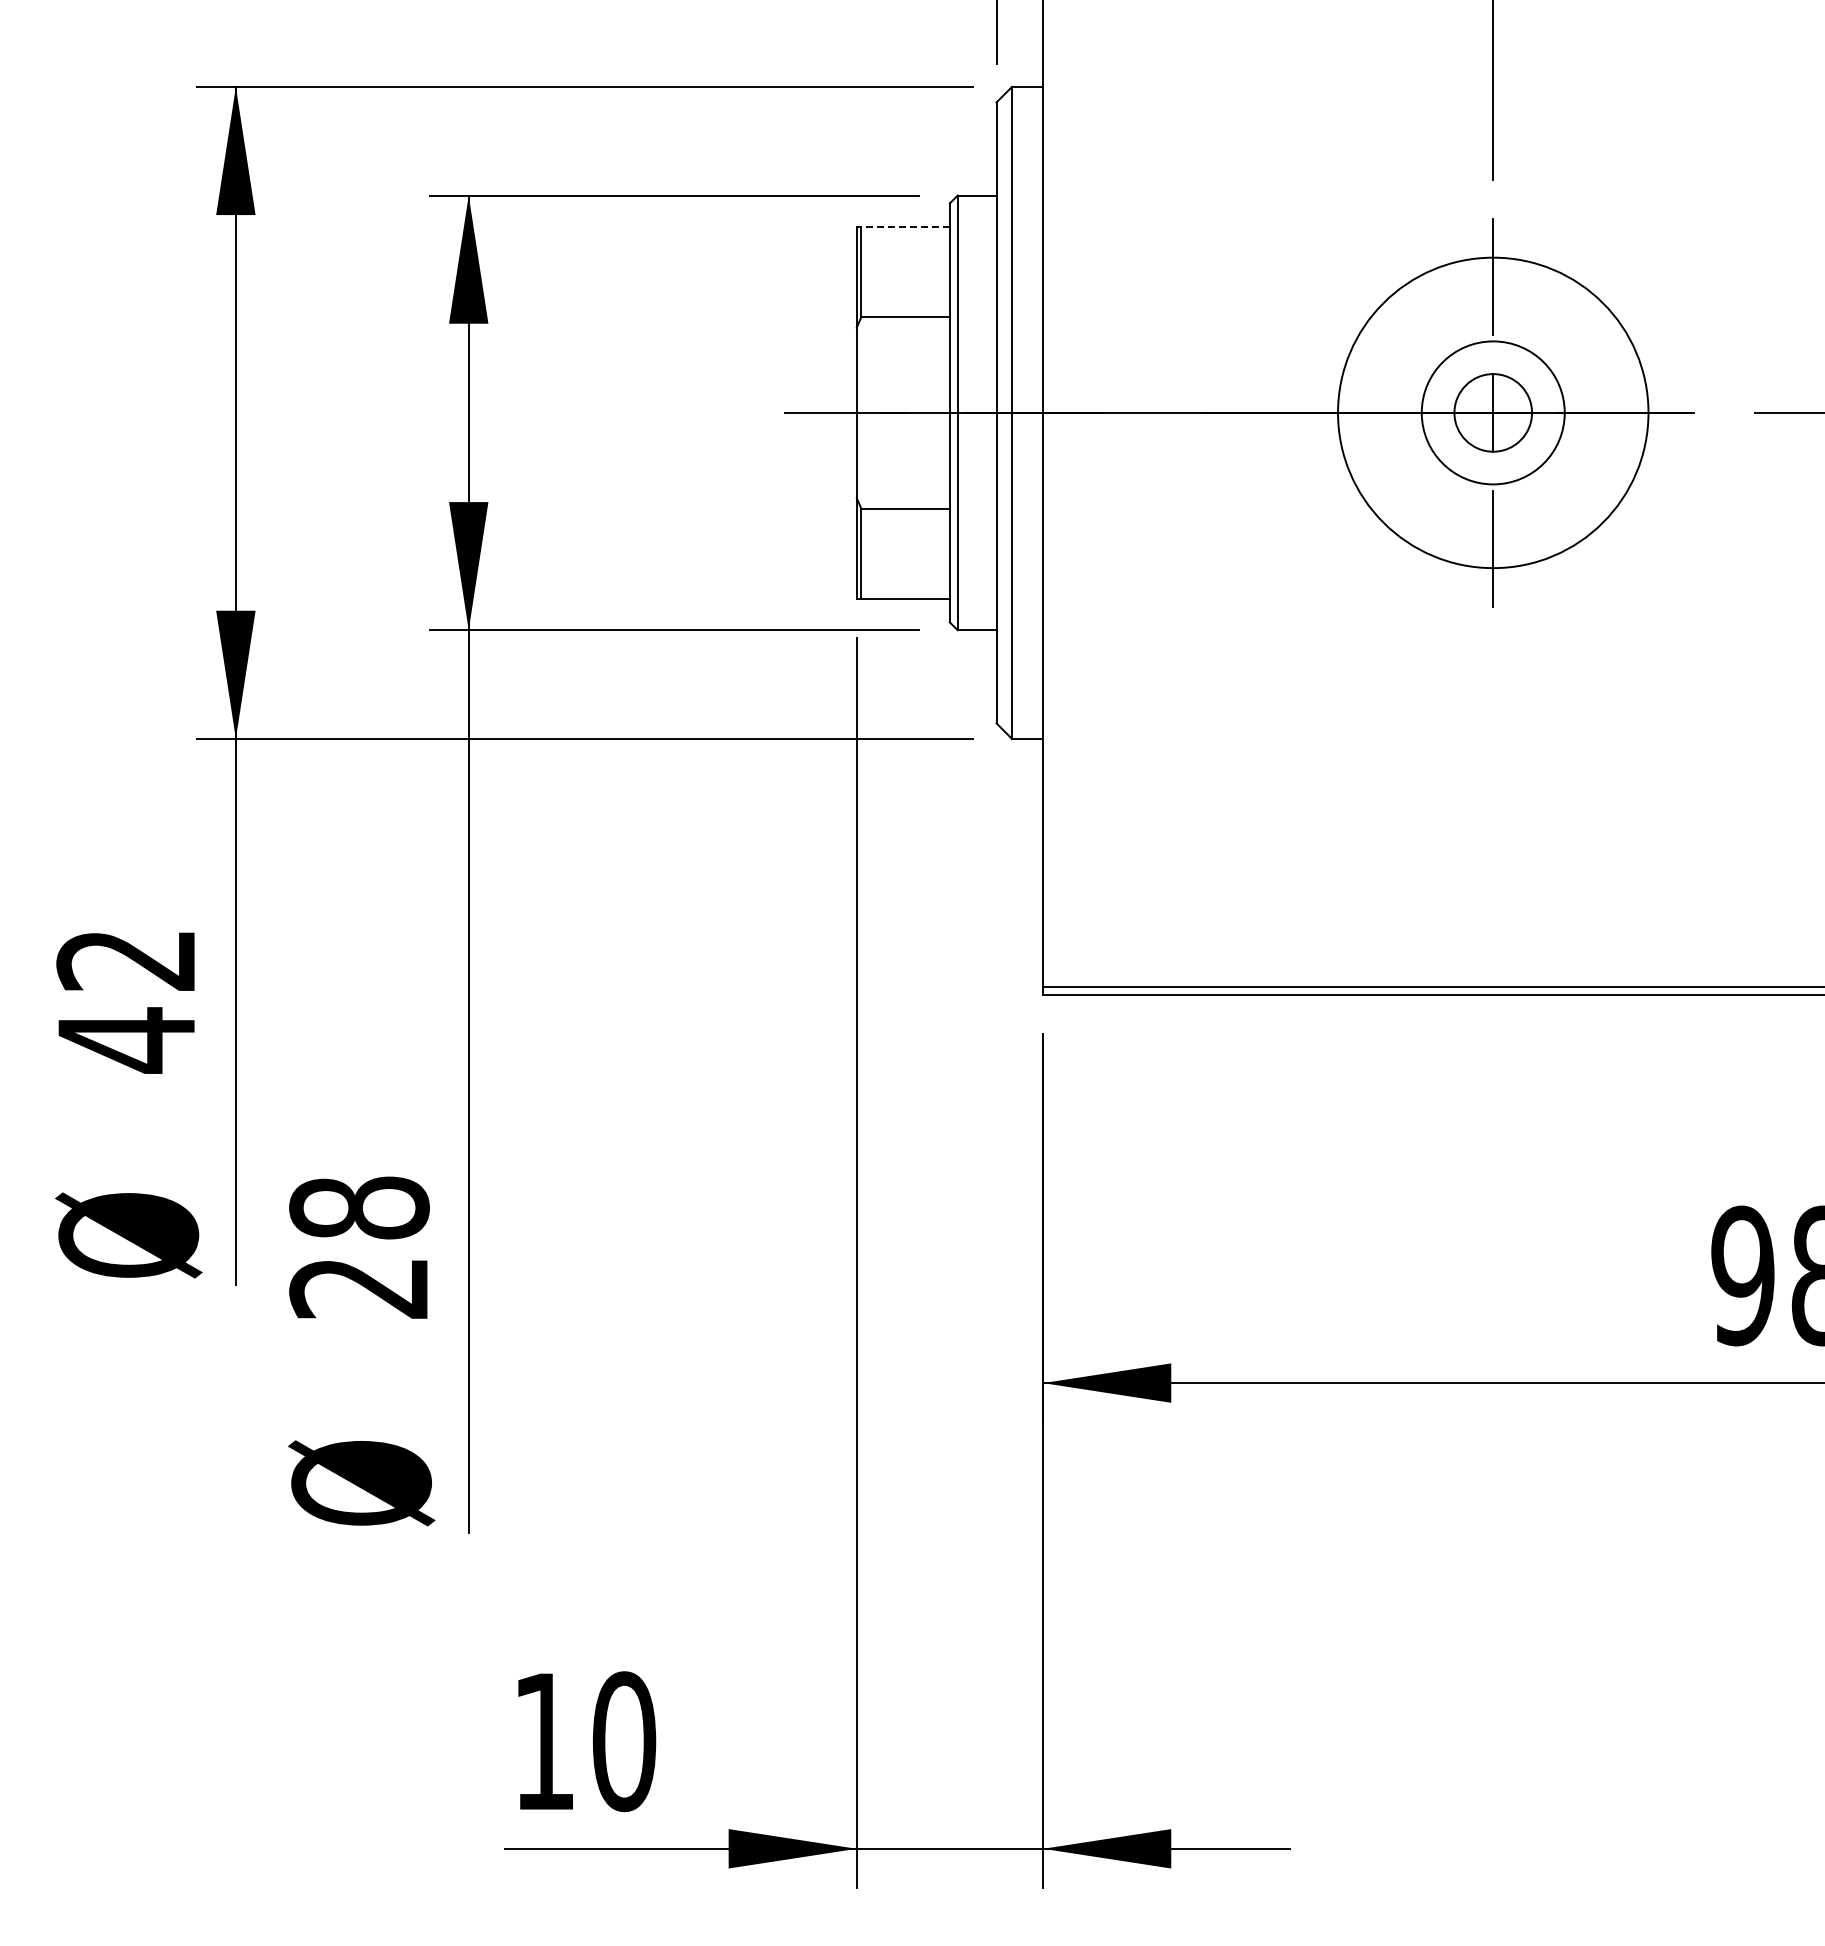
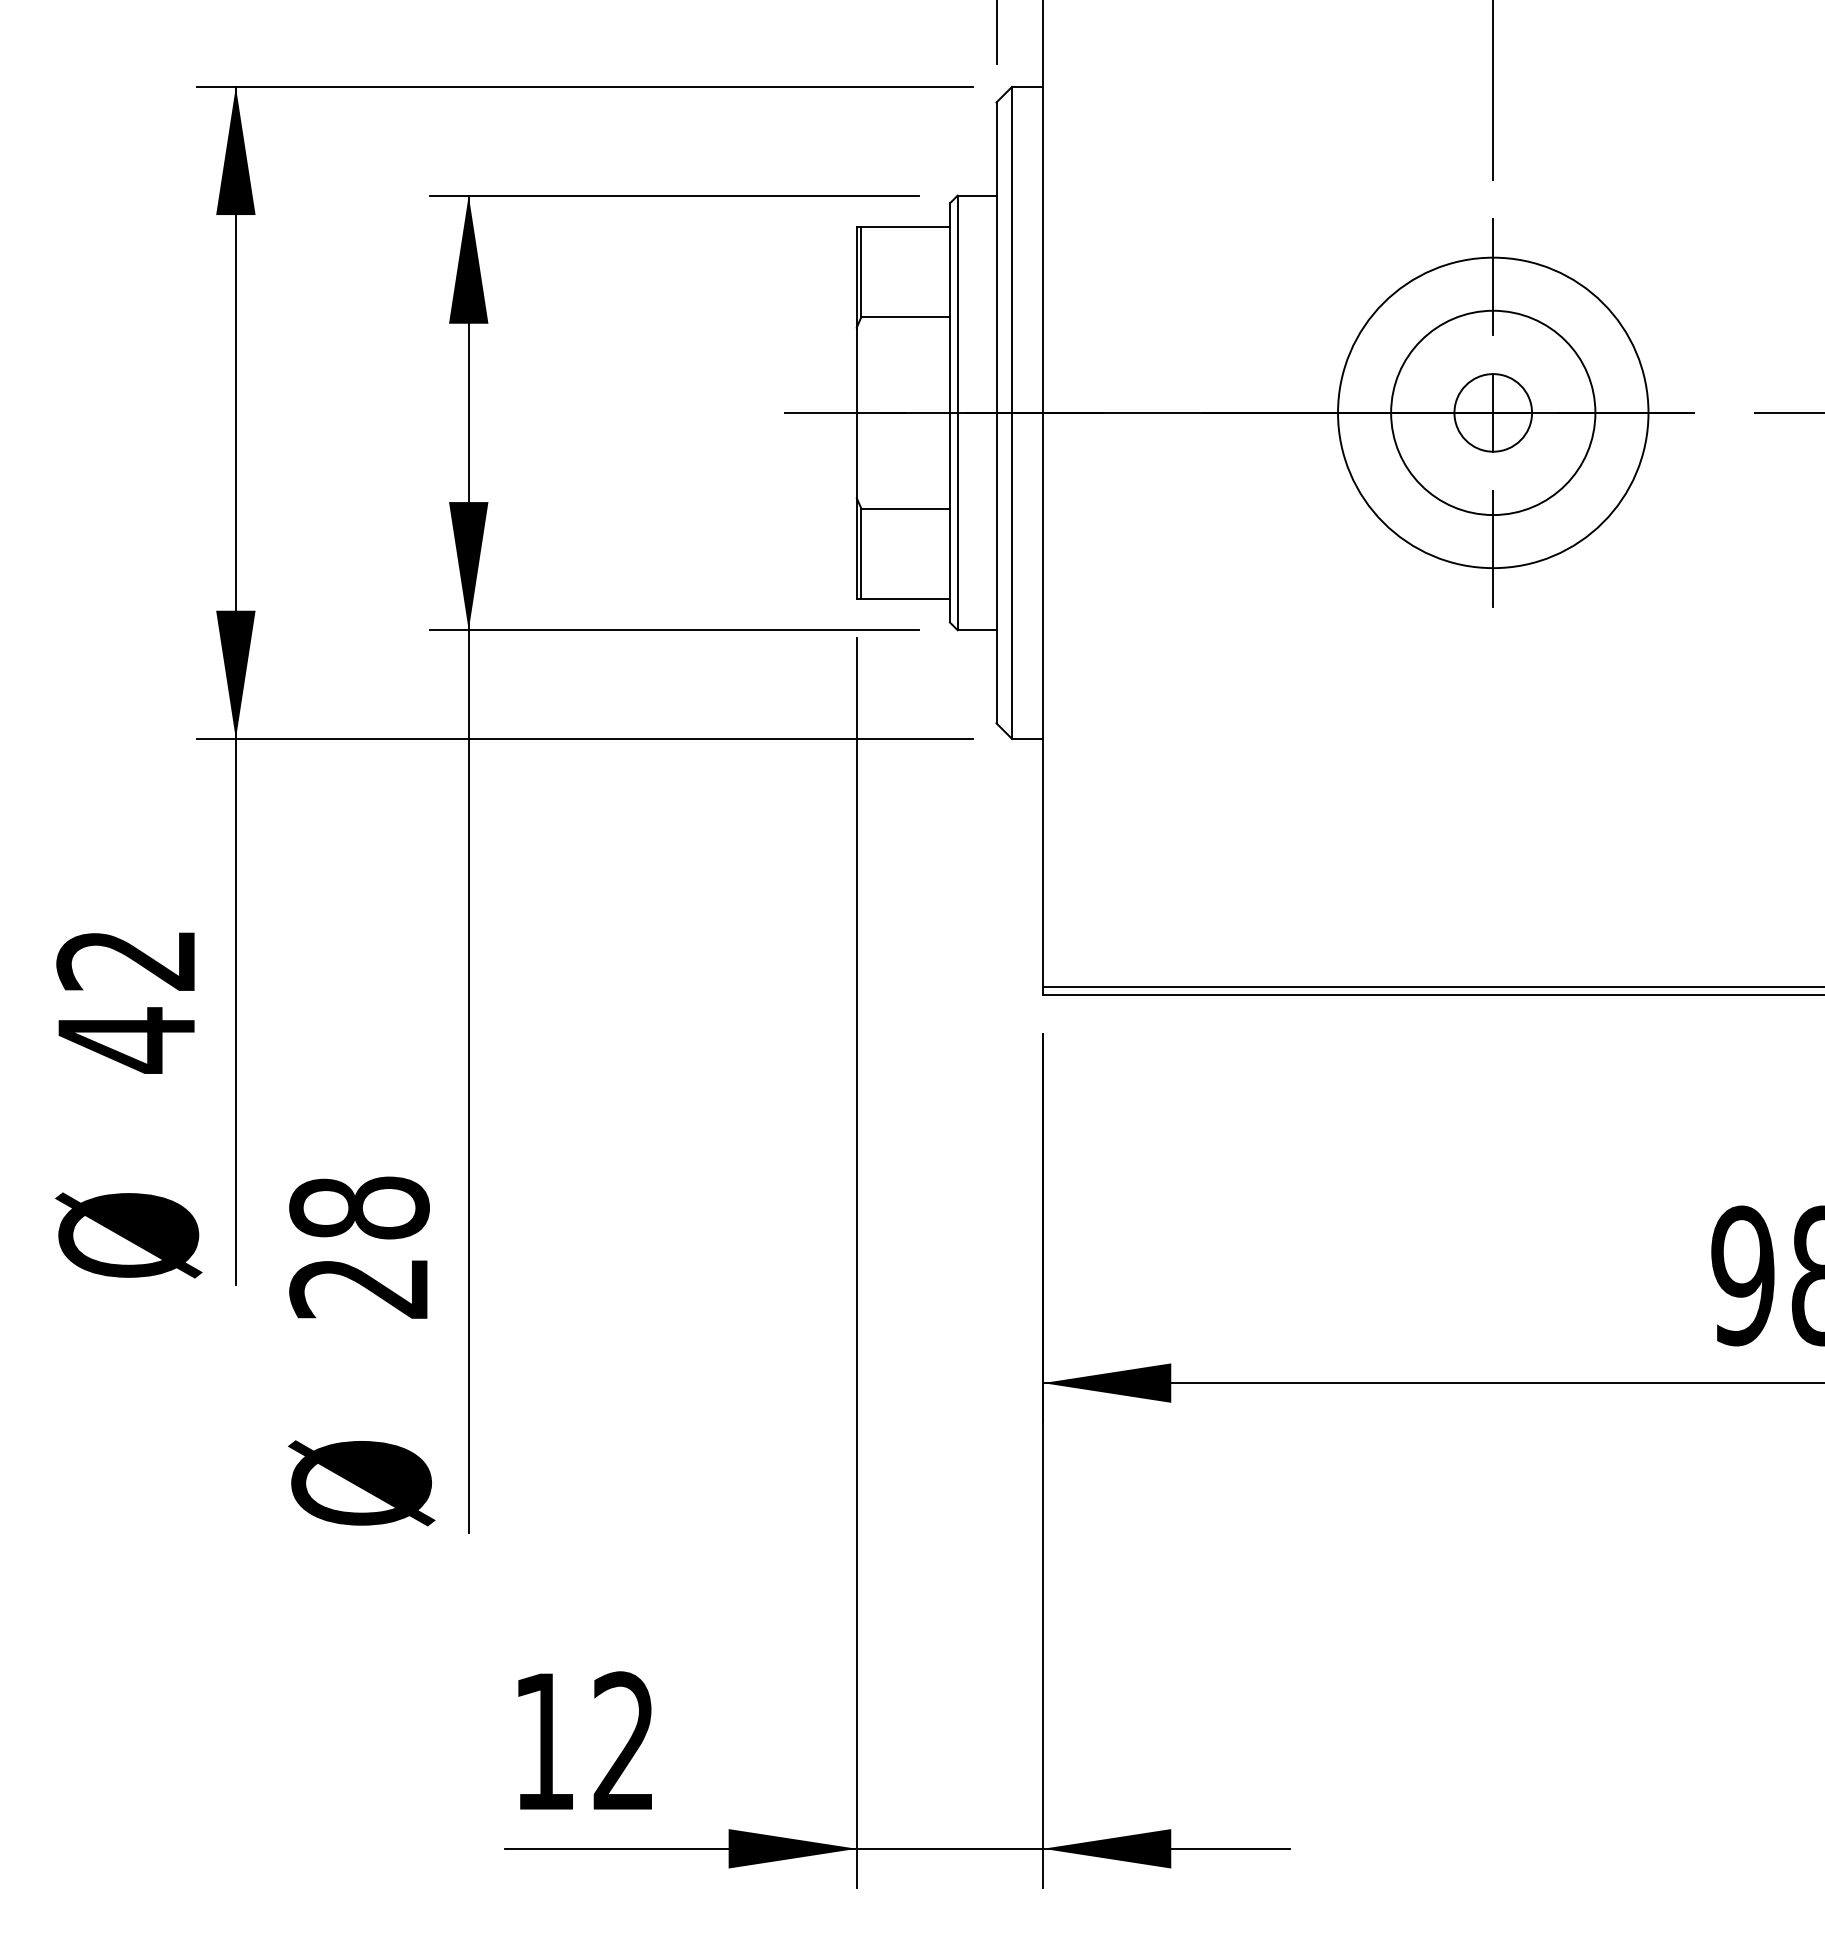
line: dashed -> solid (905, 226)
circle diameter: 143 px -> 204 px (1493, 412)
text: 10 -> 12 (624, 1741)
